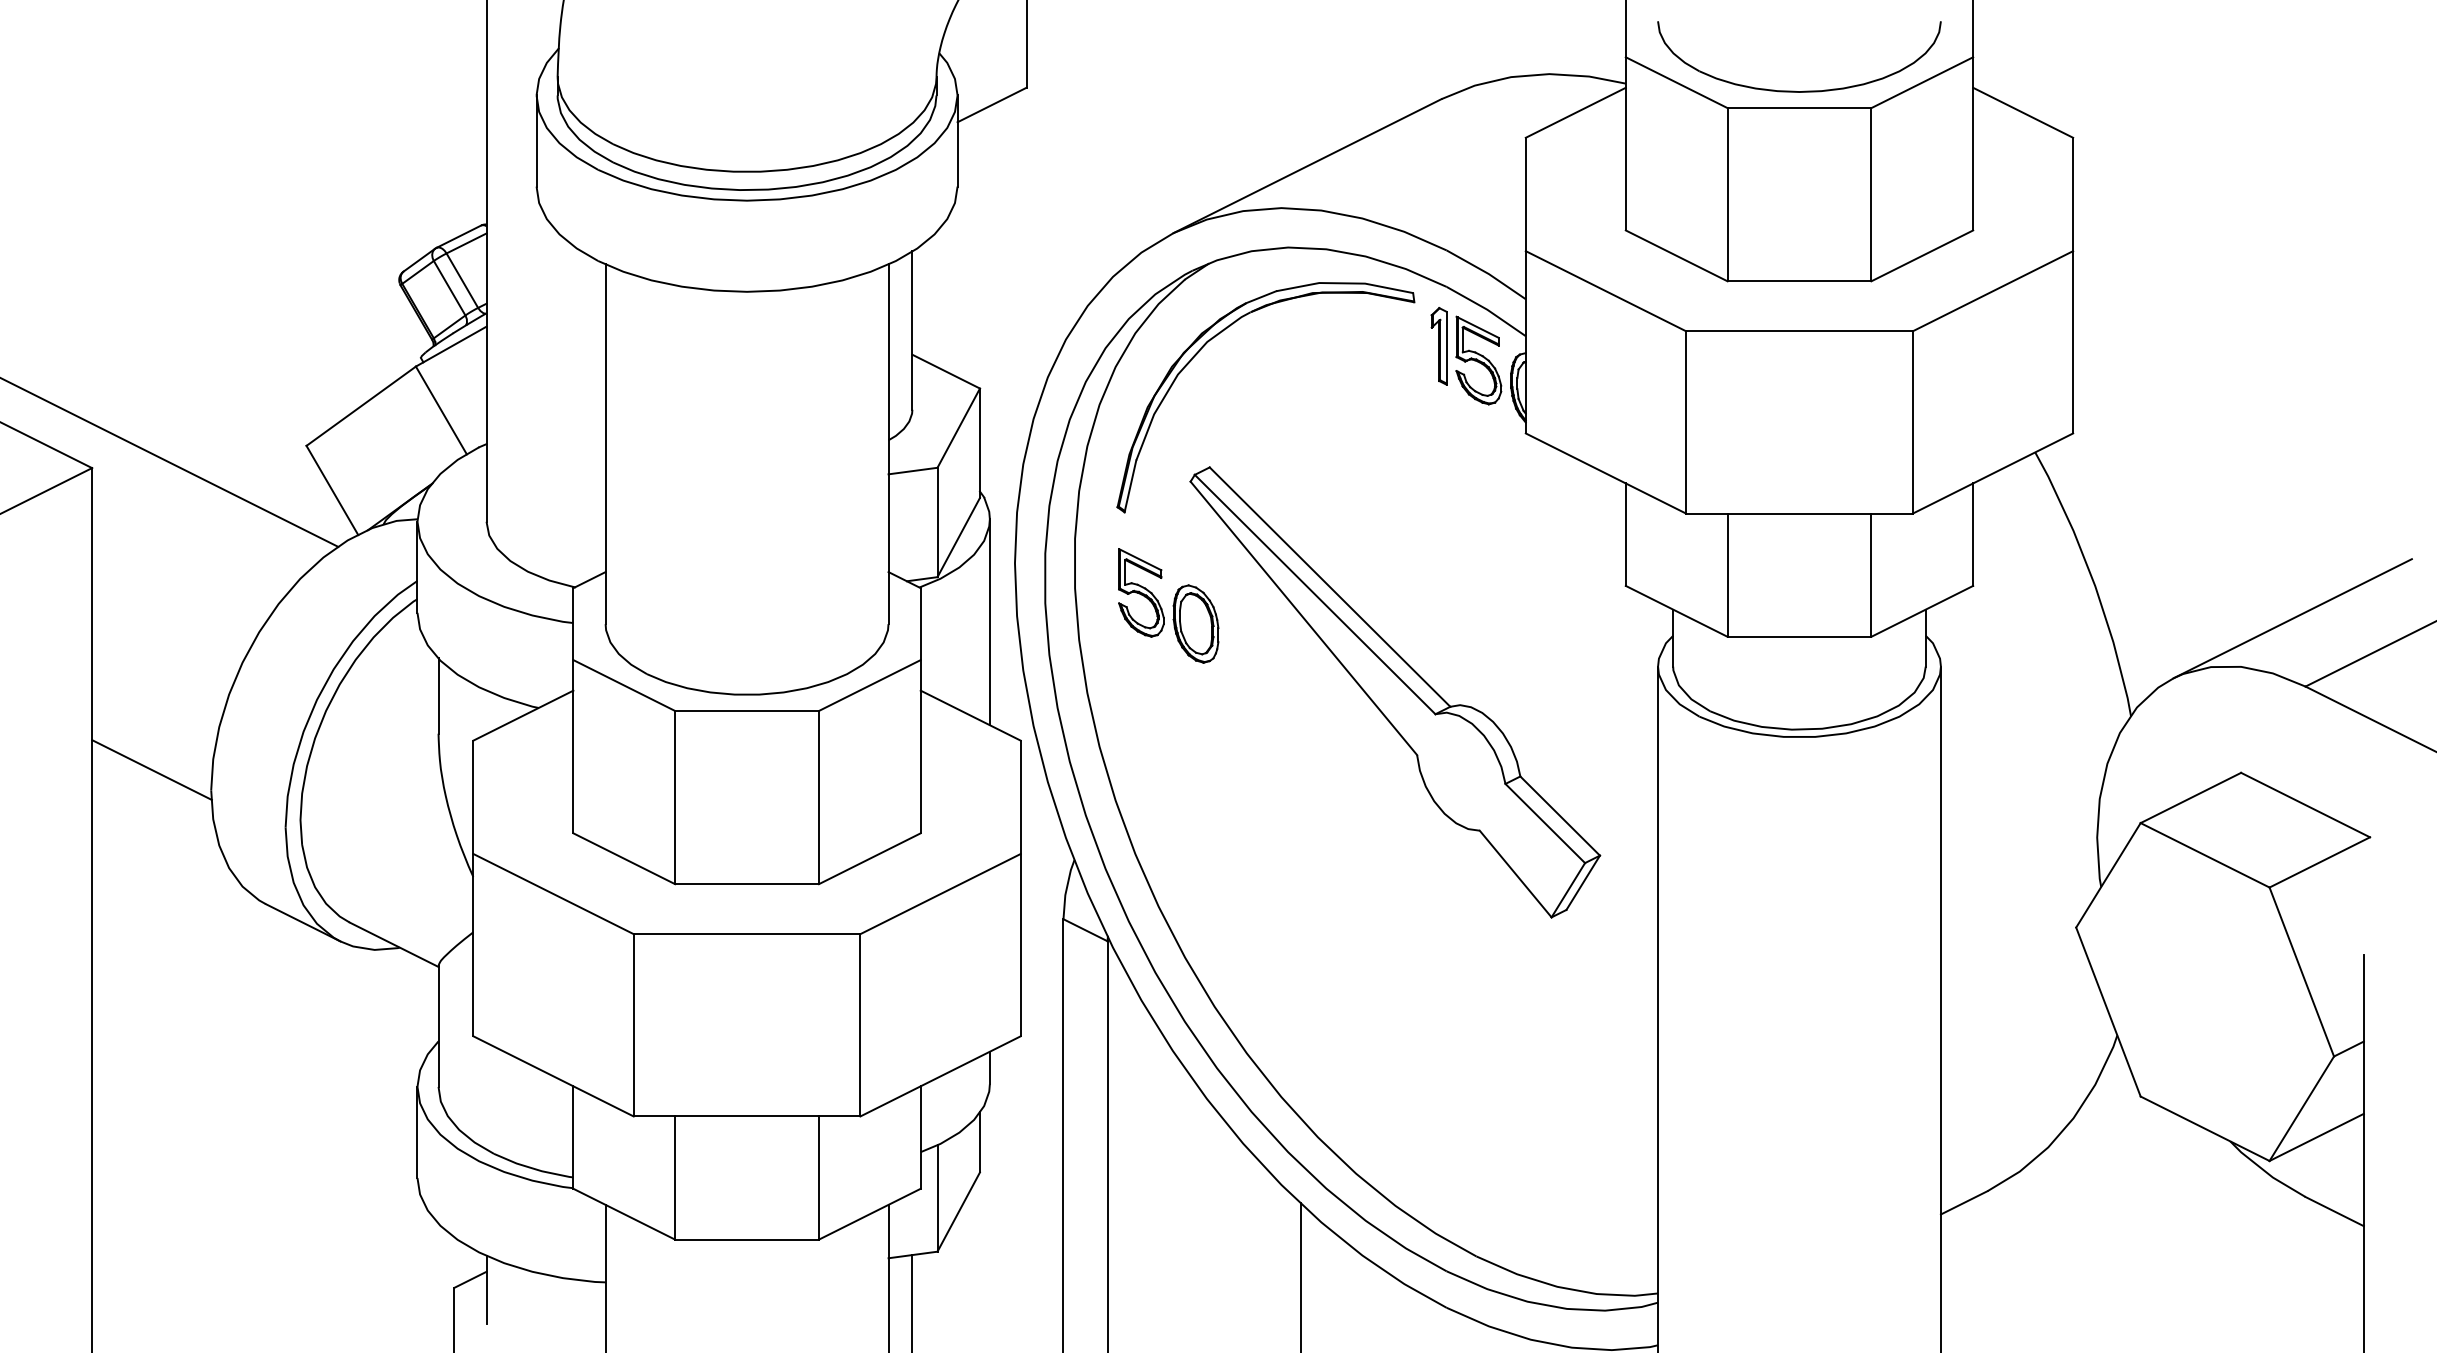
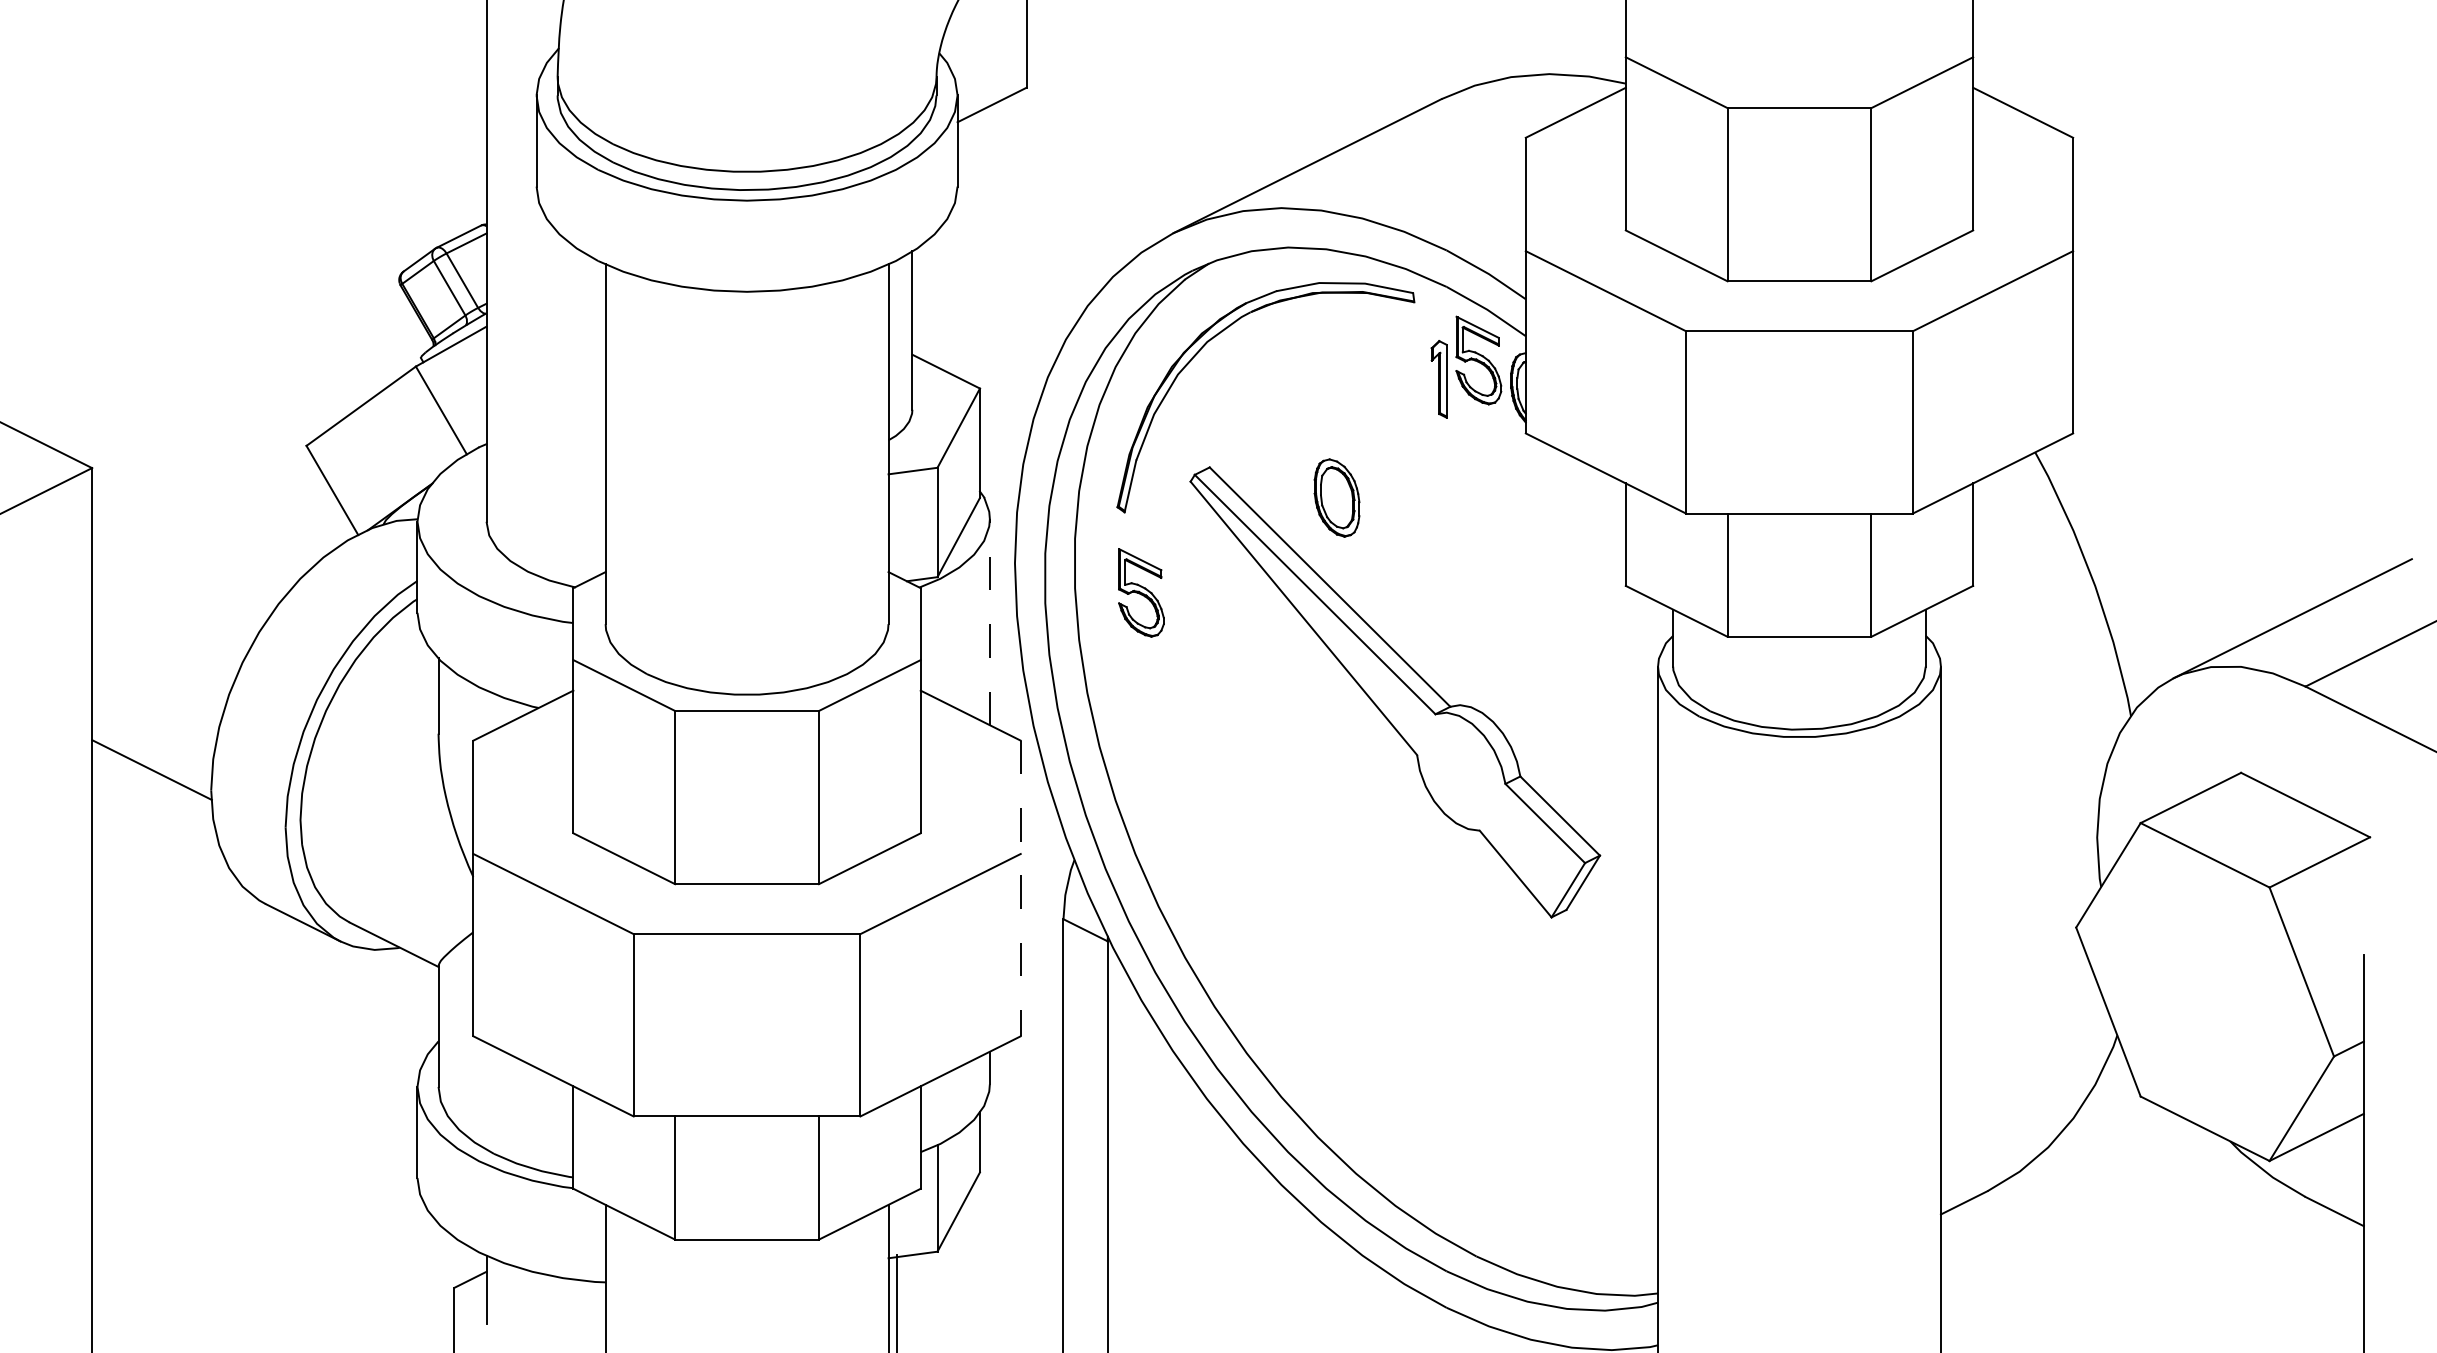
part: present -> none (1794, 90)
part position: (1438, 346) -> (1438, 379) (1438, 379)
line: present -> none (170, 462)
line: solid -> dashed (989, 621)
part position: (1195, 623) -> (1336, 497) (1336, 497)
line: solid -> dashed (1020, 888)
line: present -> none (1301, 1276)
line position: (912, 1302) -> (897, 1302) (897, 1302)
